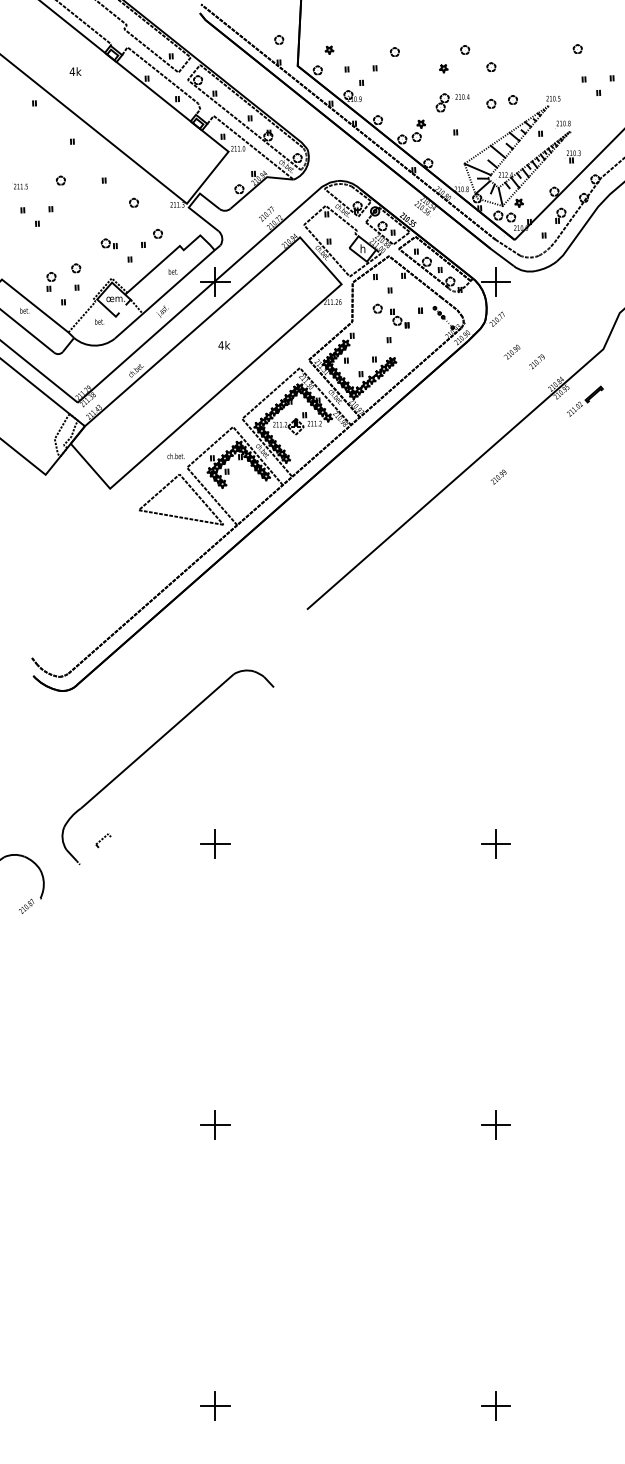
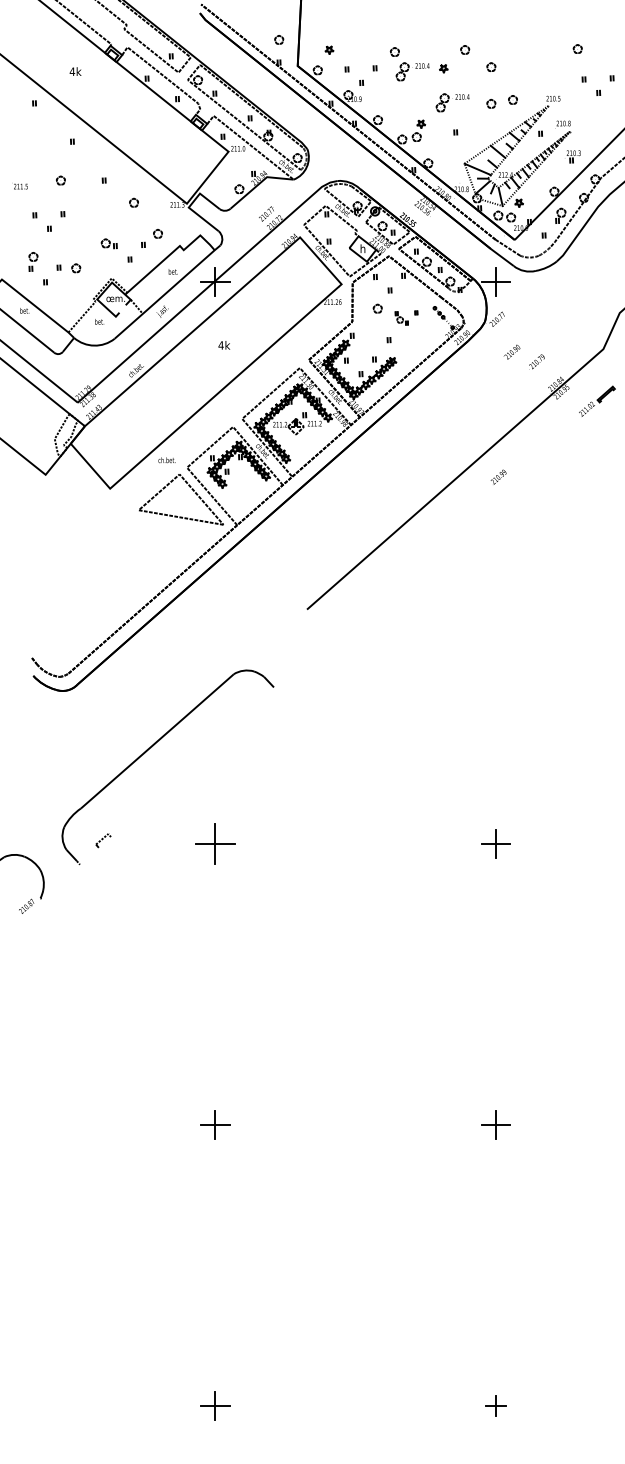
part: none -> present (412, 71)
part position: (36, 216) -> (48, 221) (48, 221)
part position: (55, 280) -> (37, 260) (37, 260)
part size: 33x22 px -> 25x16 px (406, 317)
part position: (585, 400) -> (597, 400) (597, 400)
text position: (175, 456) -> (166, 460) (166, 460)
part size: 31x30 px -> 41x42 px (215, 843)
part size: 30x30 px -> 22x22 px (495, 1405)
